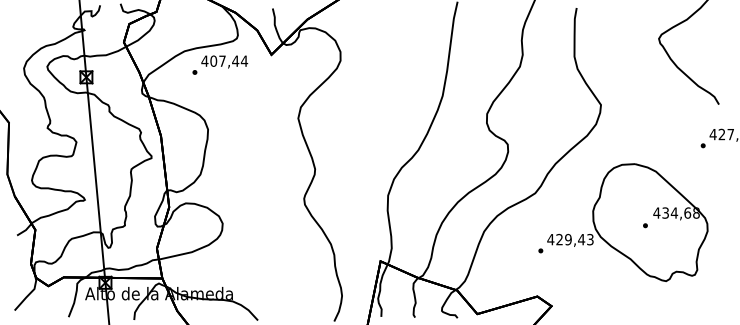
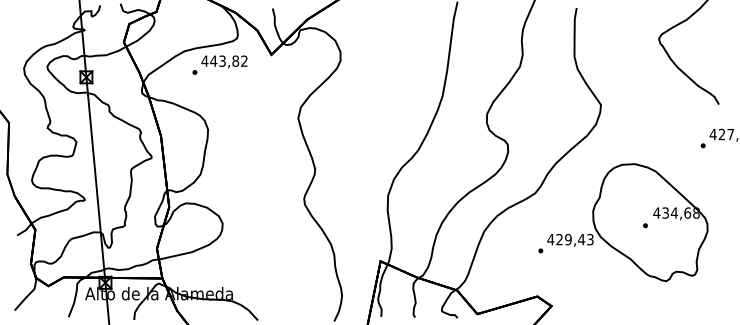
text: 407,44 -> 443,82 (229, 60)
